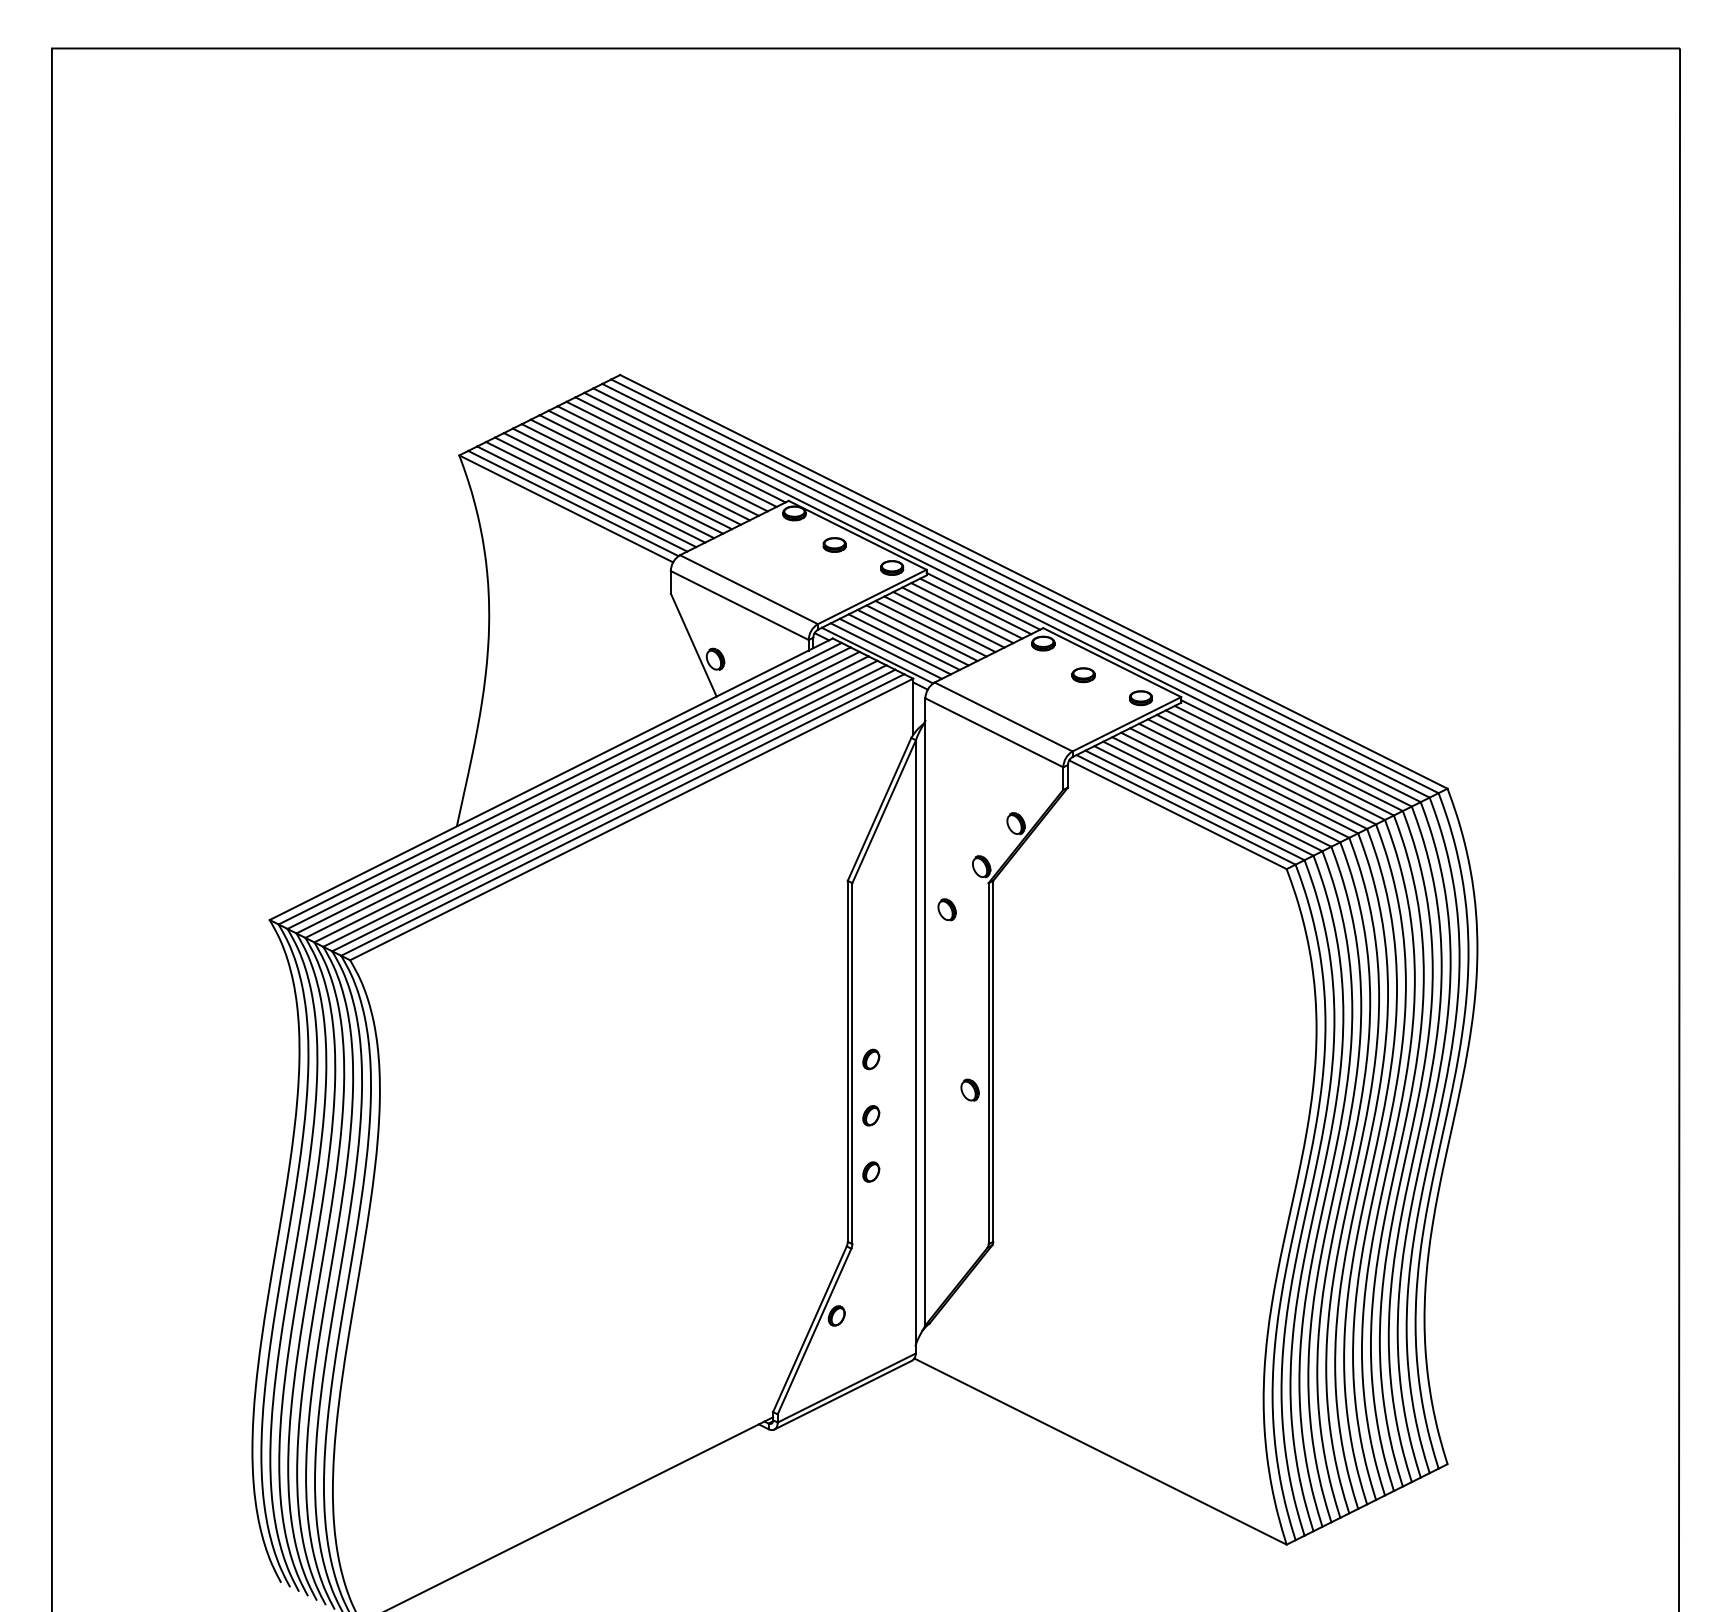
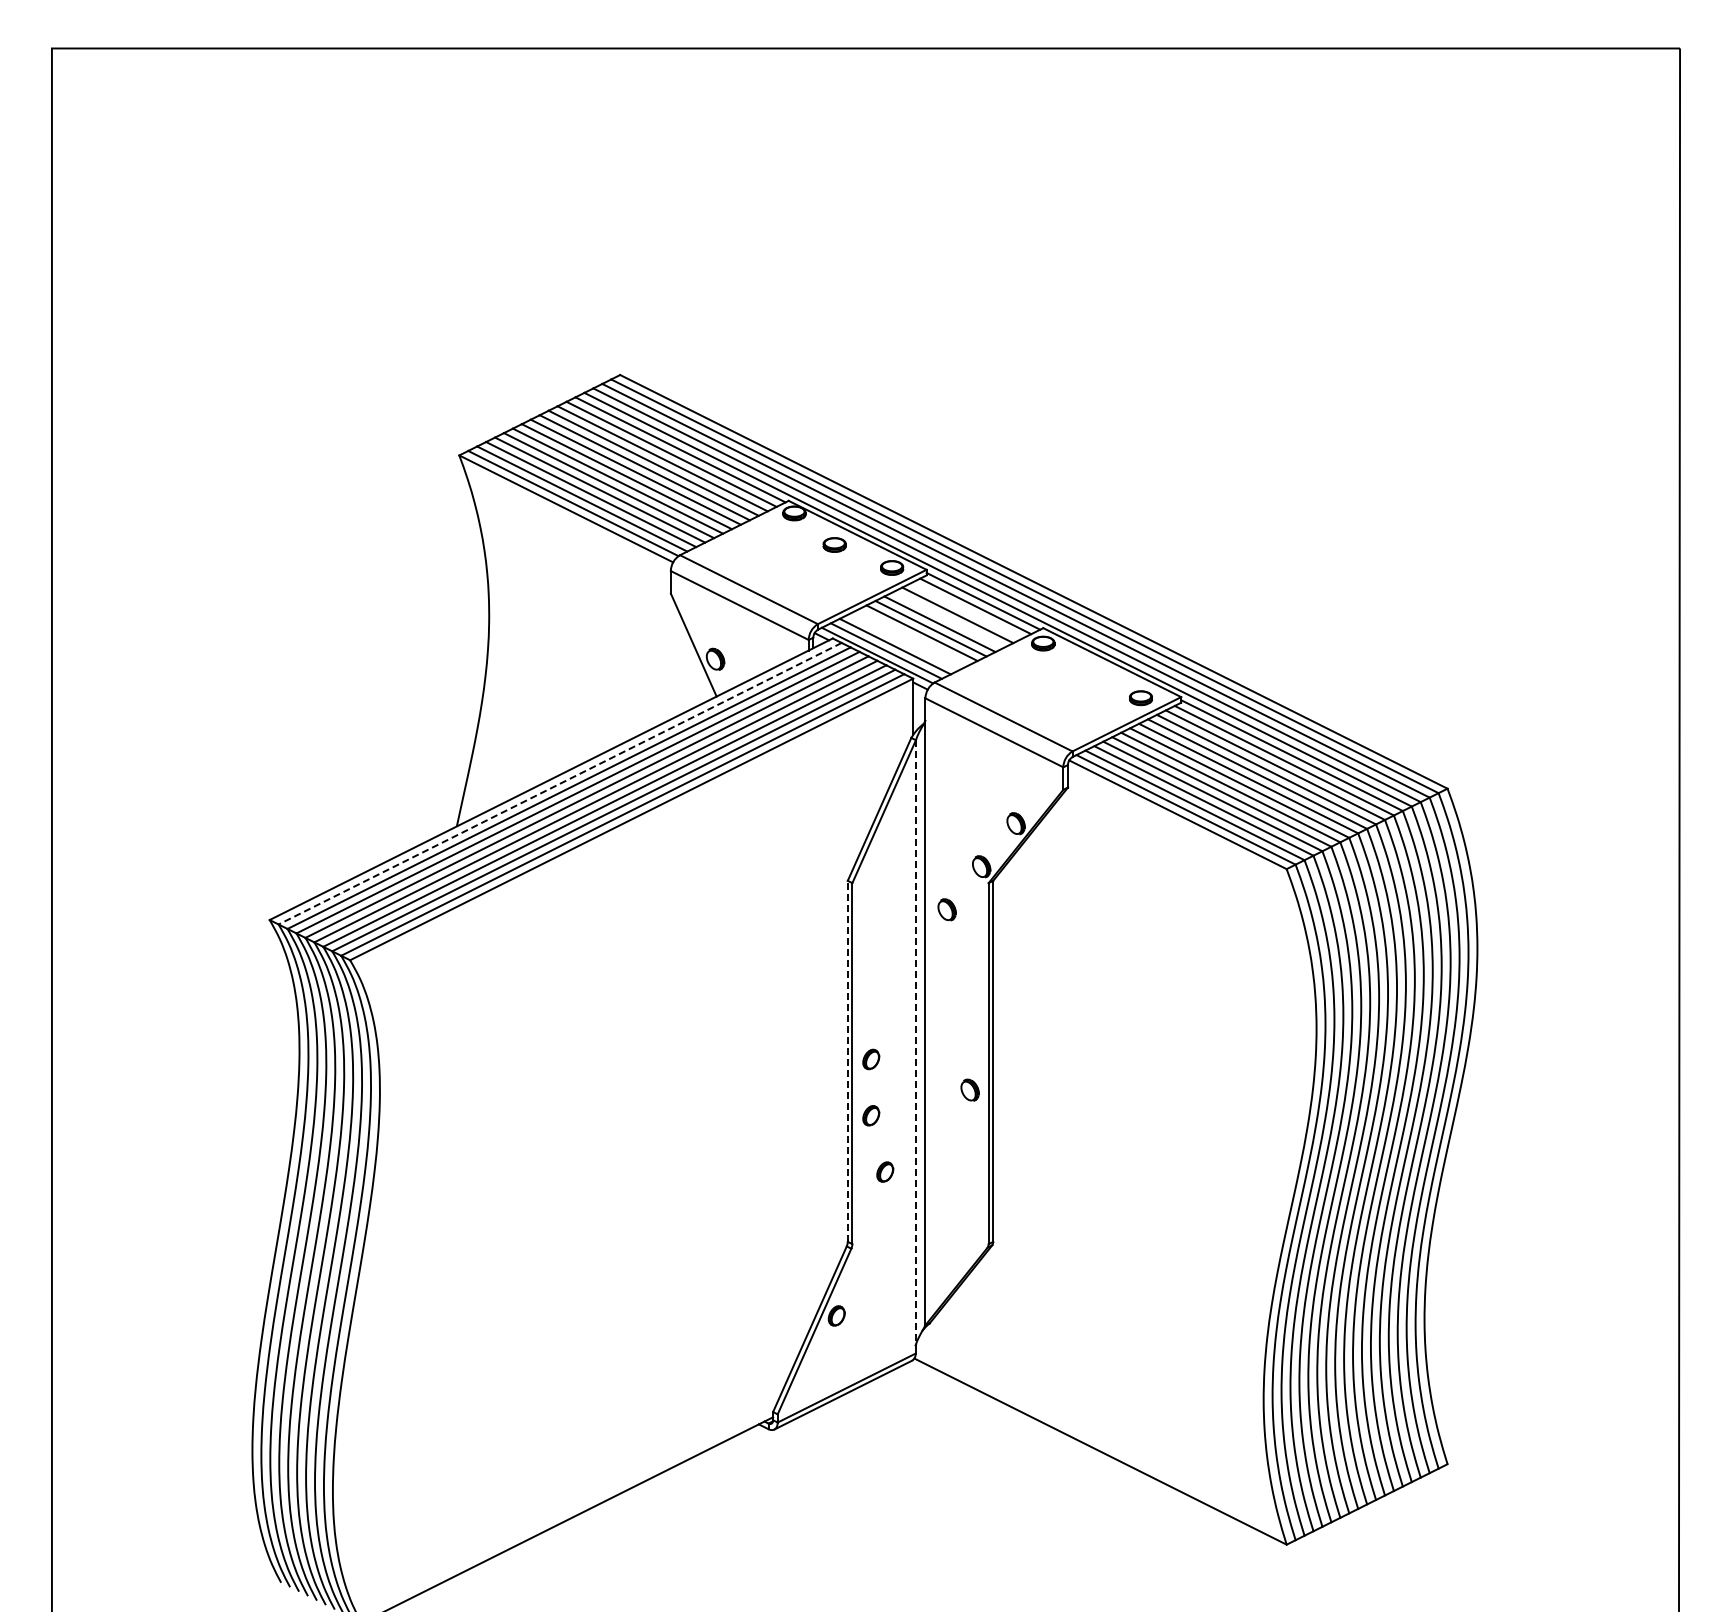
line: present -> none (966, 610)
line: present -> none (948, 619)
line: present -> none (912, 637)
line: present -> none (903, 641)
part: present -> none (1083, 675)
line: solid -> dashed (560, 783)
line: solid -> dashed (915, 1042)
line: solid -> dashed (847, 1061)
part position: (871, 1171) -> (885, 1171) (885, 1171)
